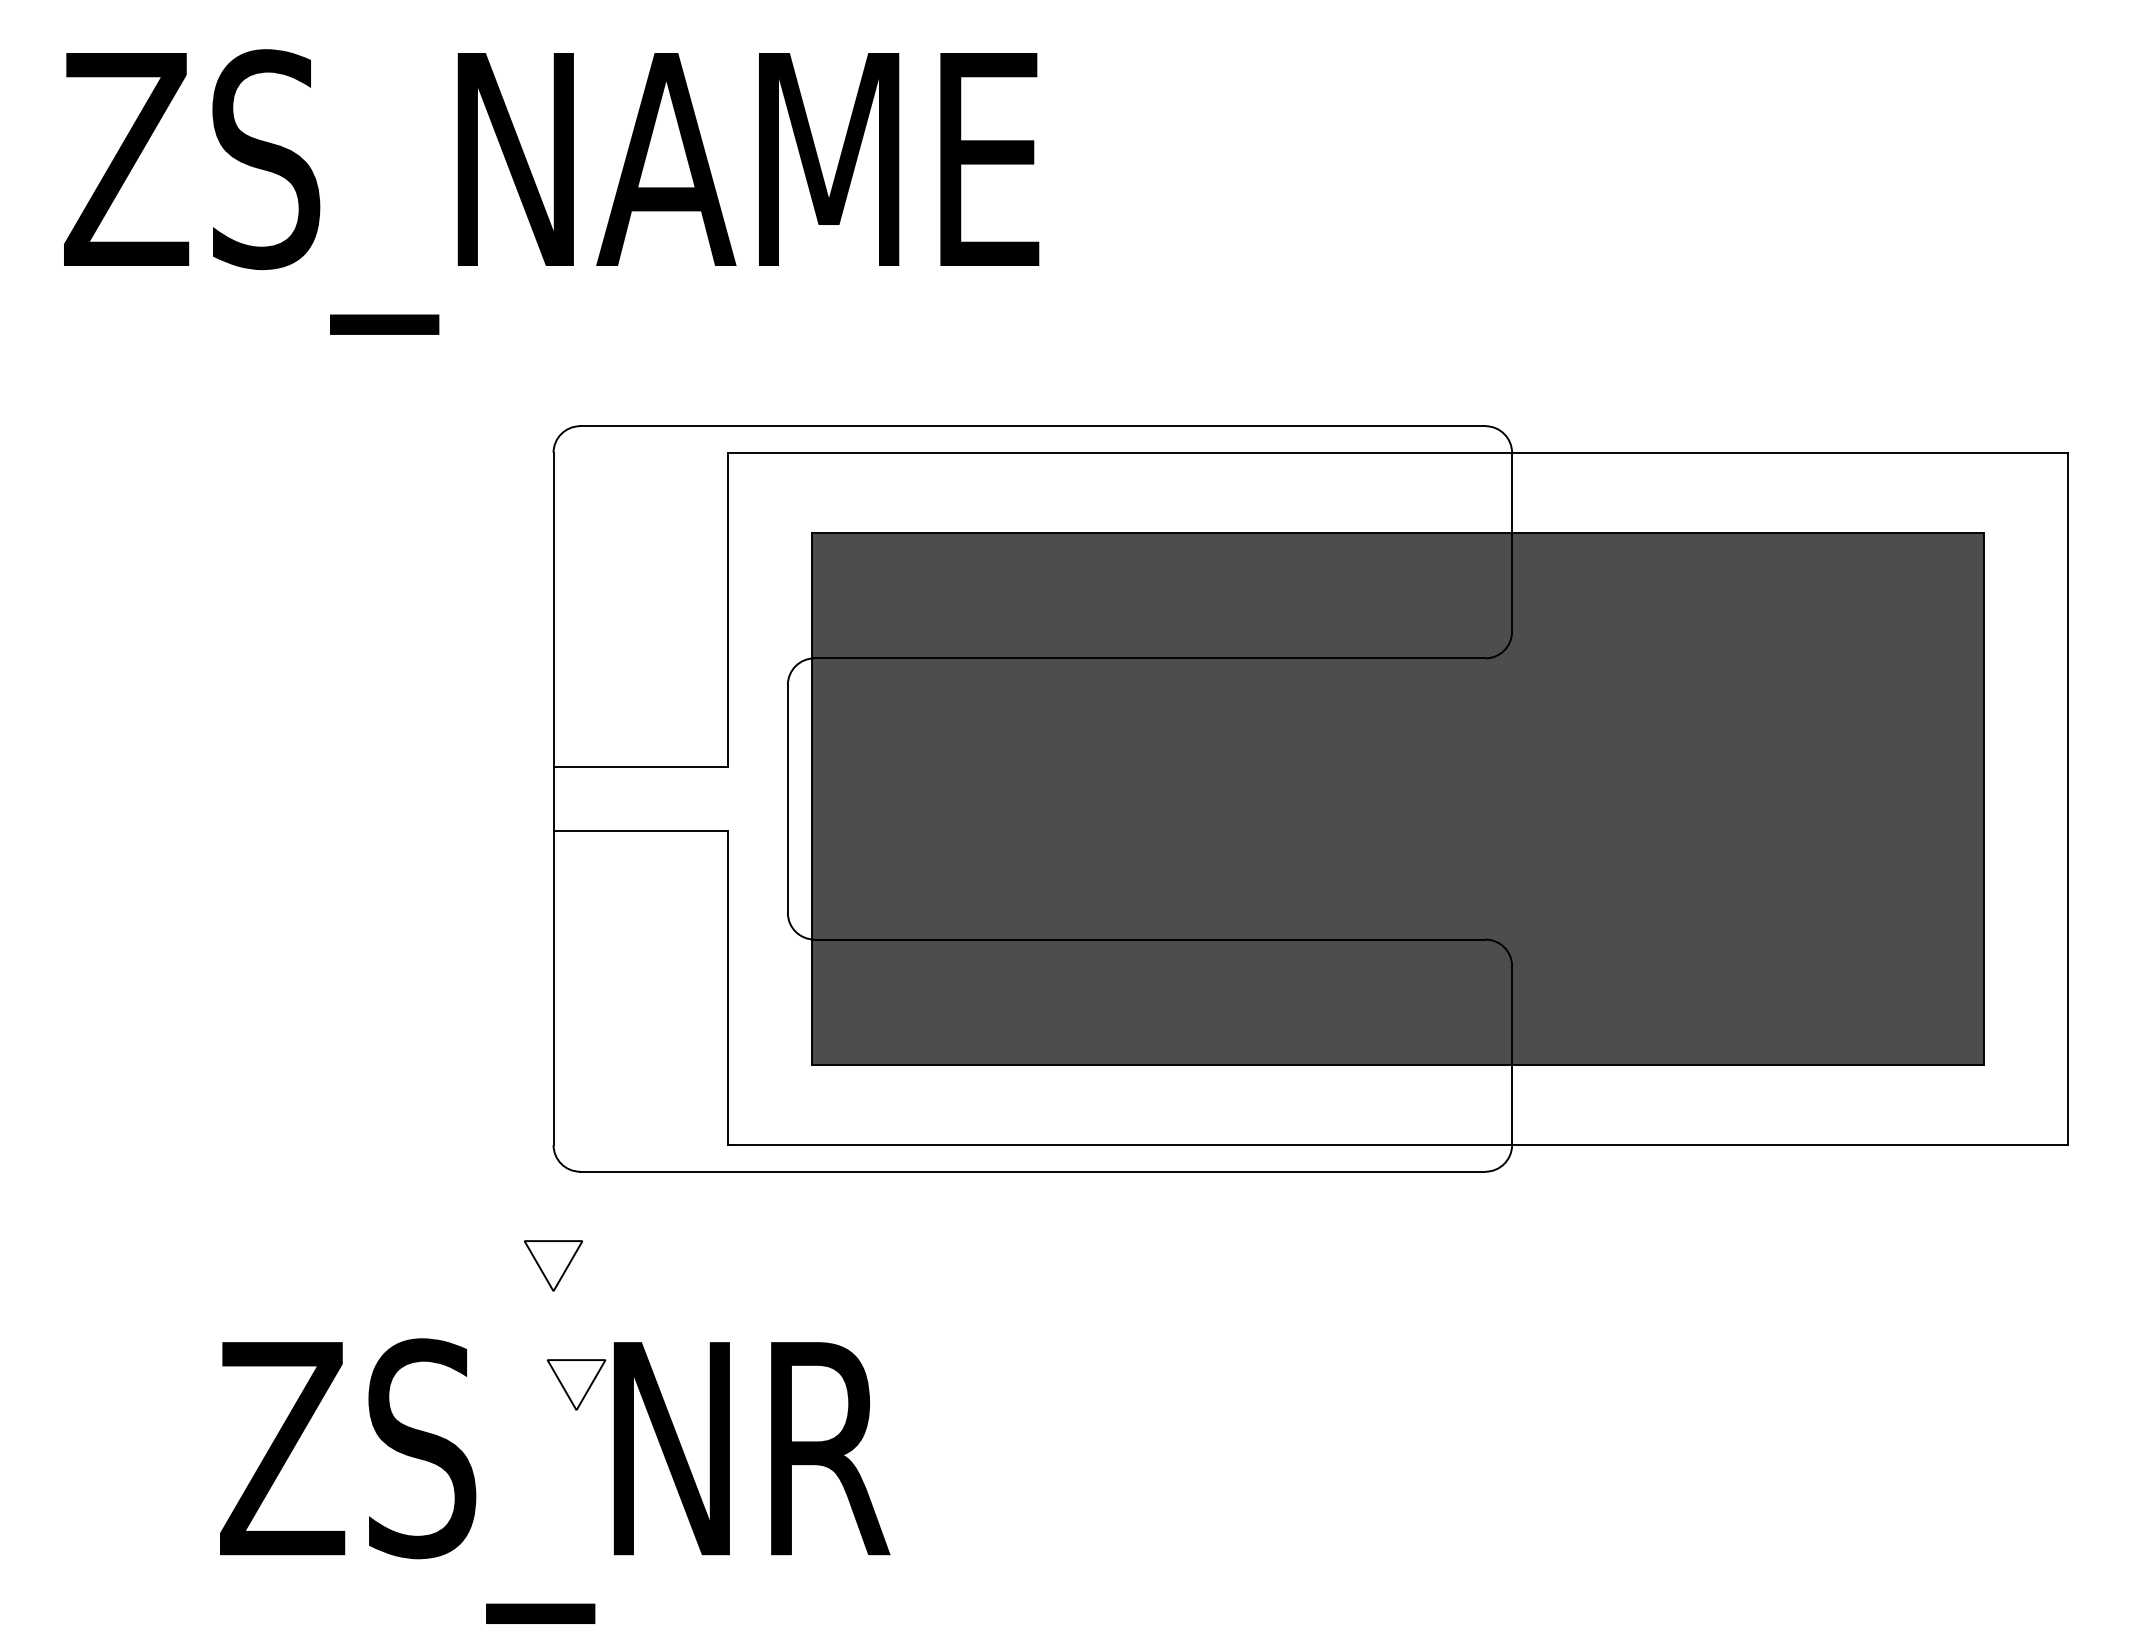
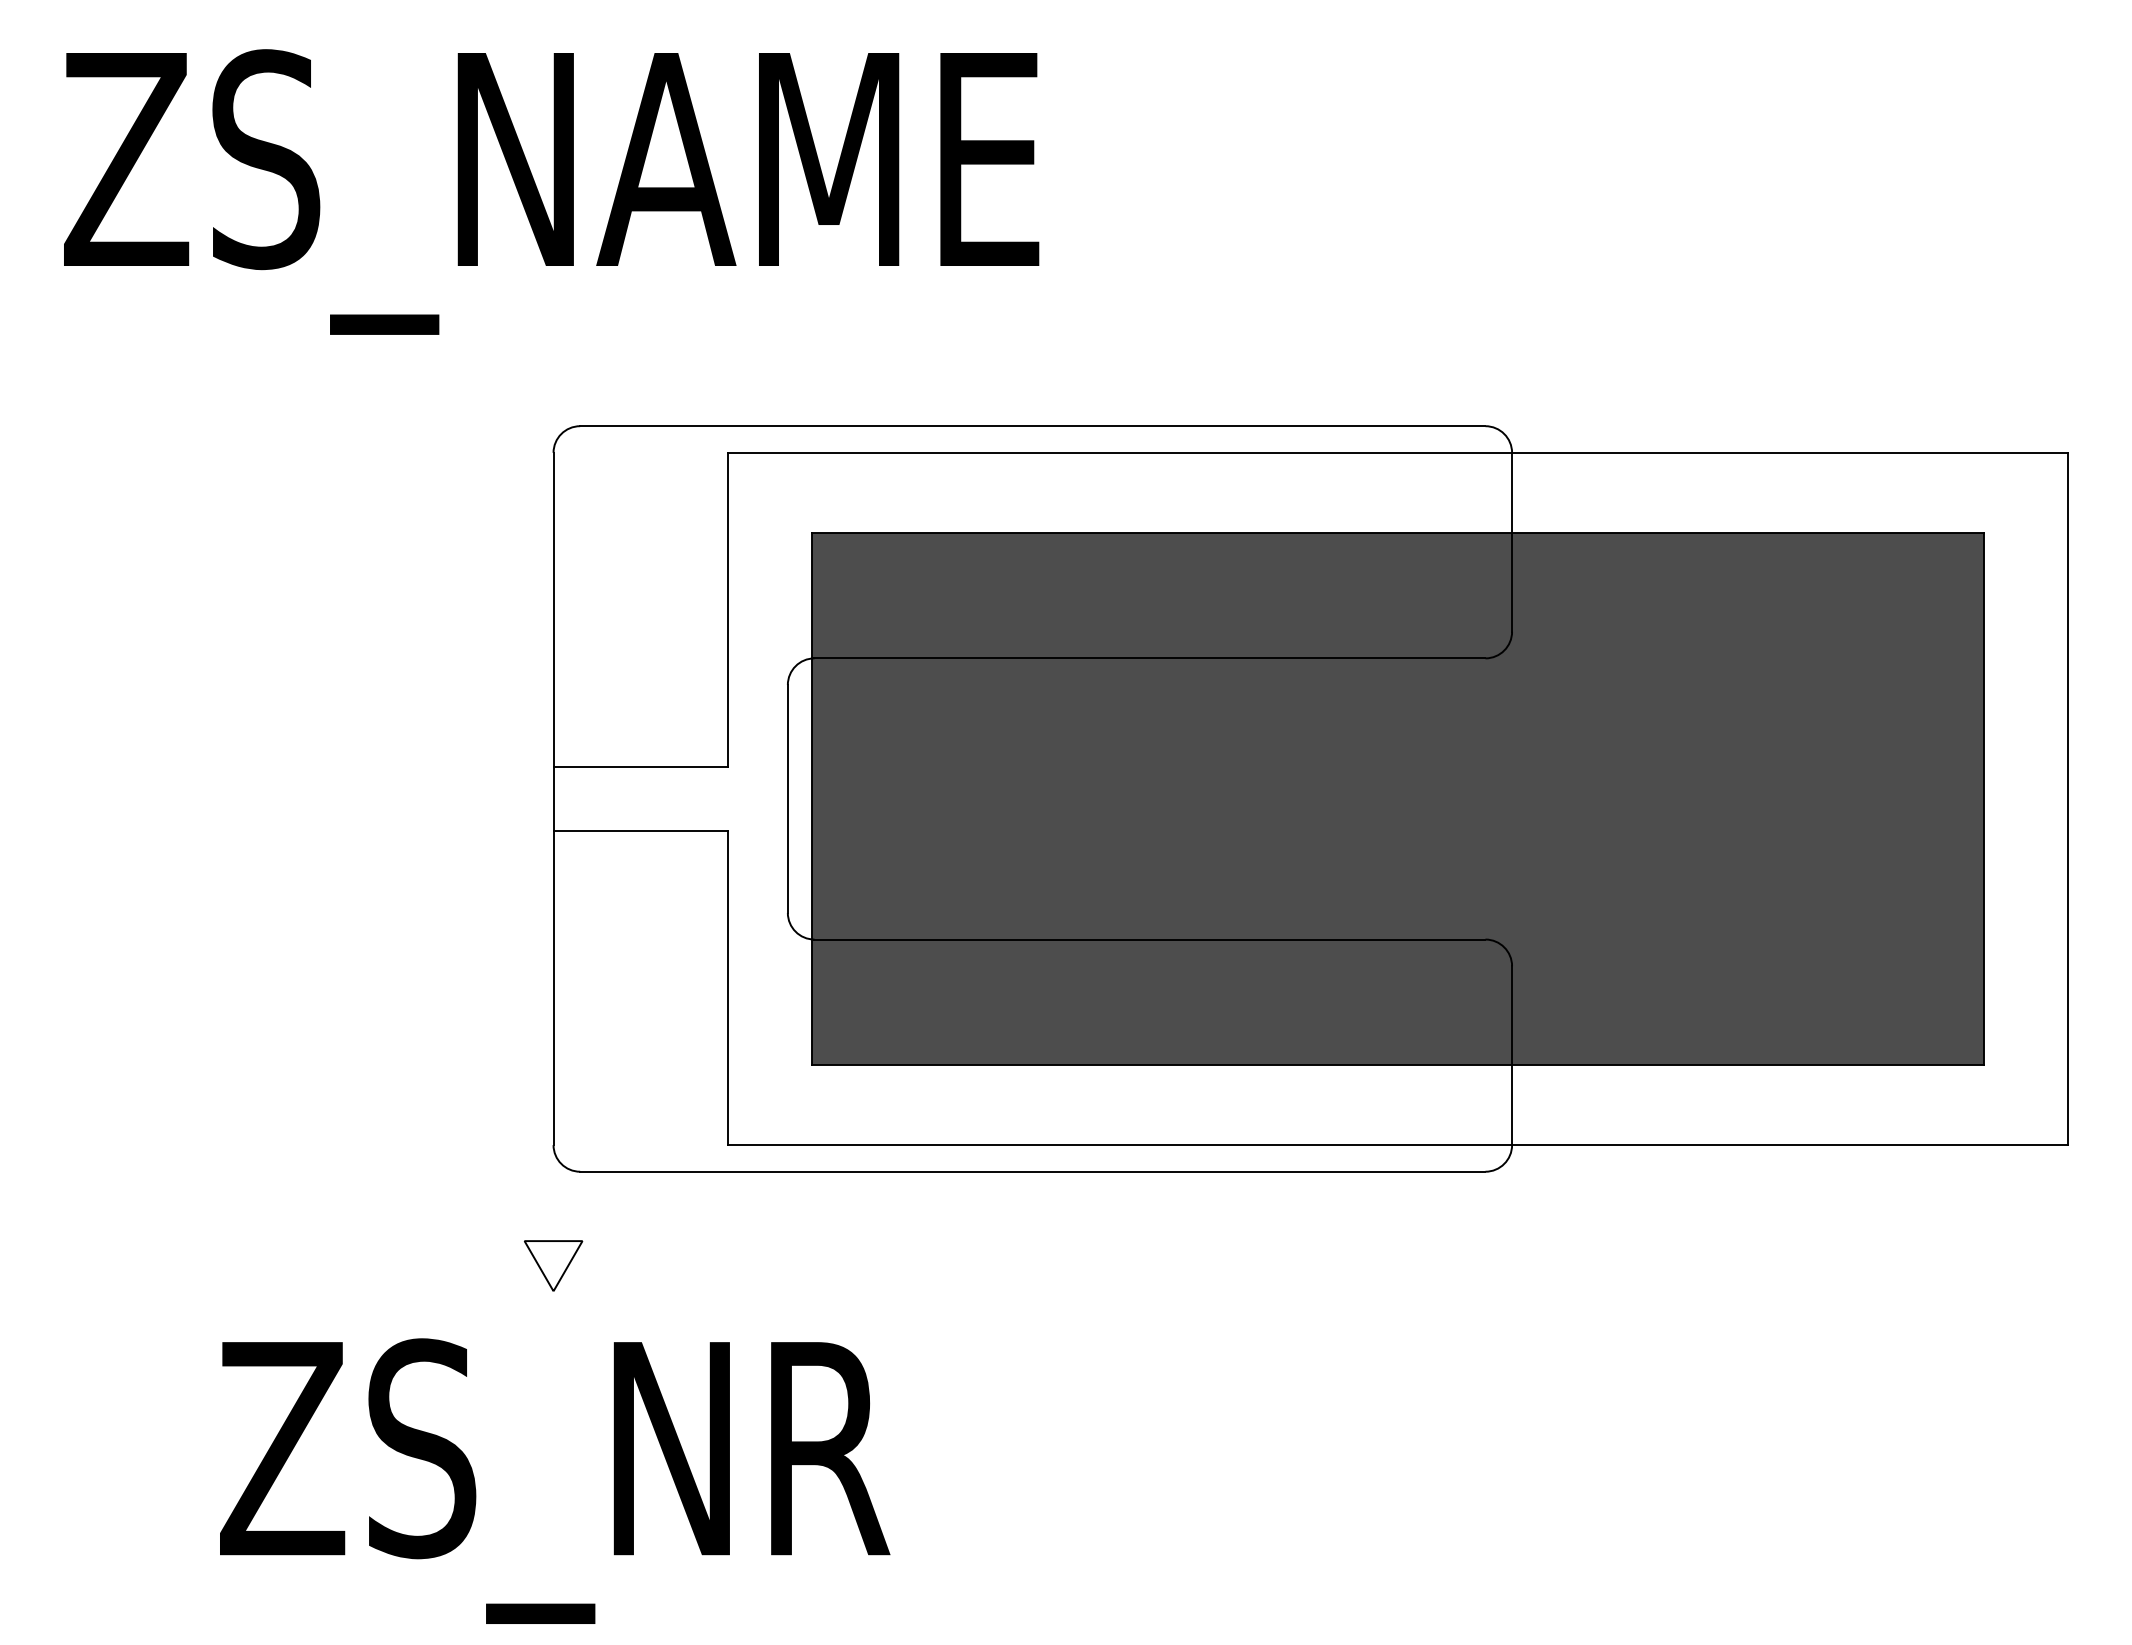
part: present -> none (576, 1384)
